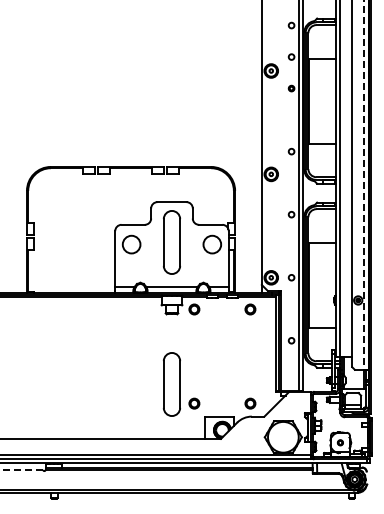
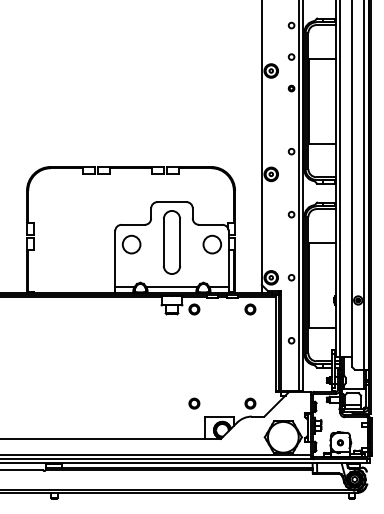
line: dashed -> solid (364, 185)
part: present -> none (171, 384)
line: dashed -> solid (21, 469)
